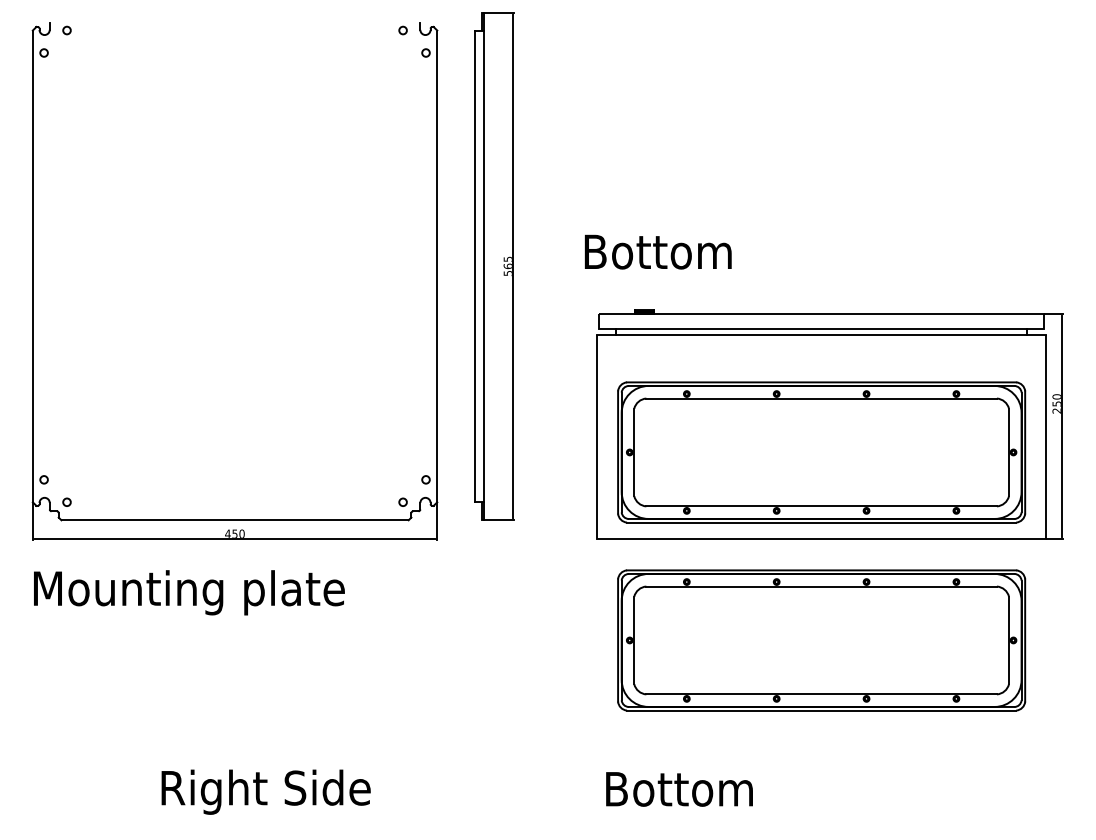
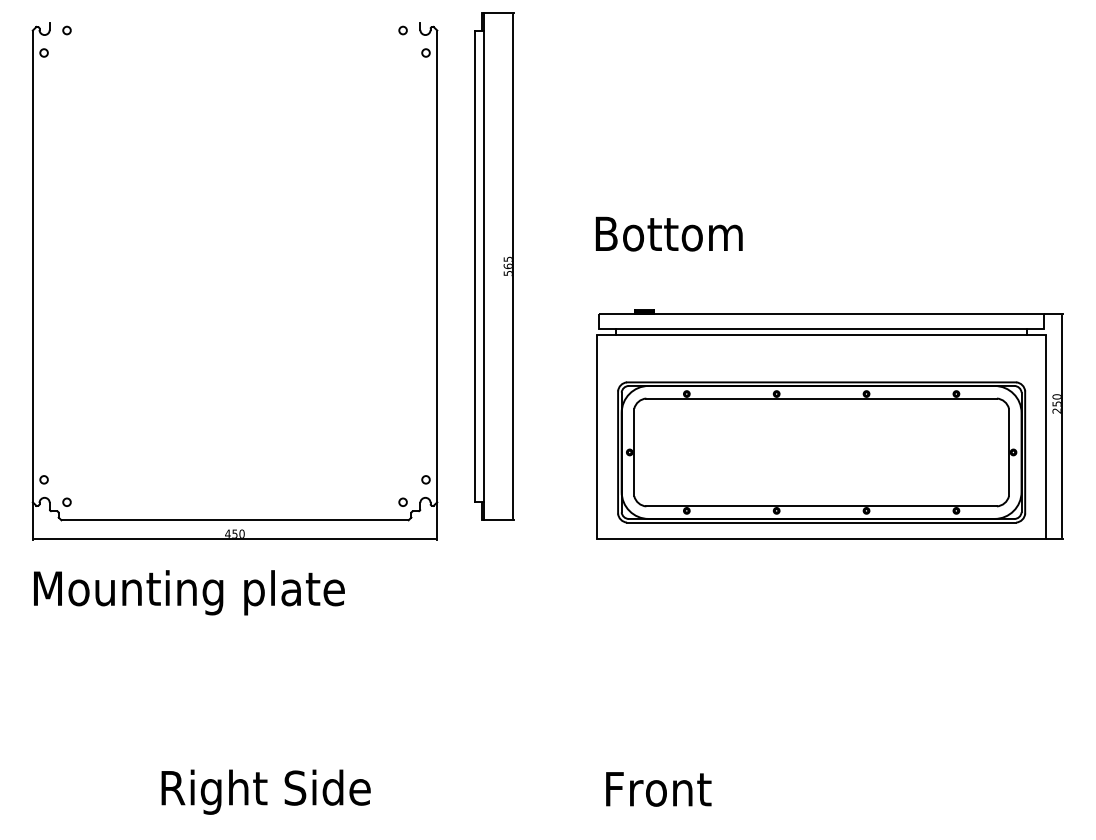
text position: (658, 251) -> (669, 233) (669, 233)
part: present -> none (821, 640)
text: Bottom -> Front (681, 789)
